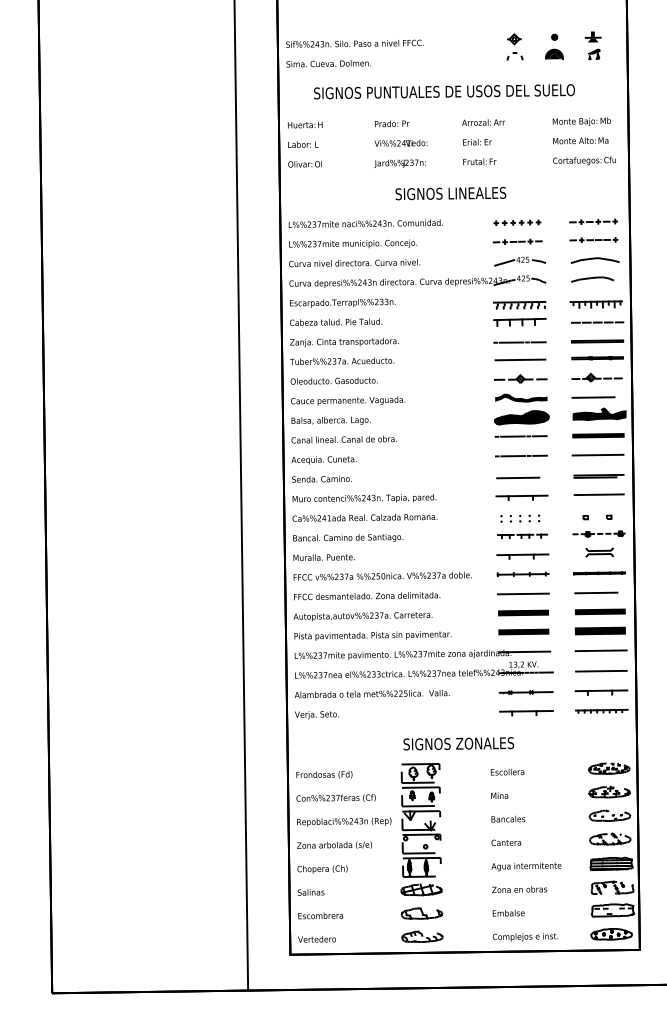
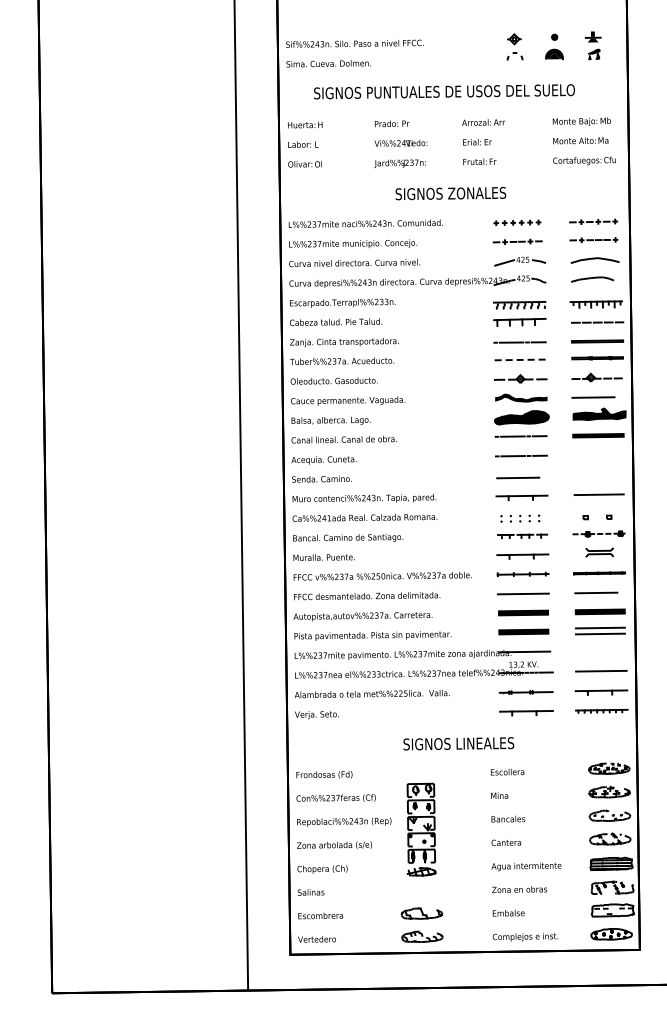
text: SIGNOS LINEALES -> SIGNOS ZONALES (461, 193)
line: solid -> dashed (520, 359)
line: present -> none (597, 454)
line: present -> none (598, 476)
fill: present -> none (599, 630)
line: present -> none (600, 650)
text: SIGNOS ZONALES -> SIGNOS LINEALES (469, 743)
part size: 43x134 px -> 31x95 px (421, 829)
